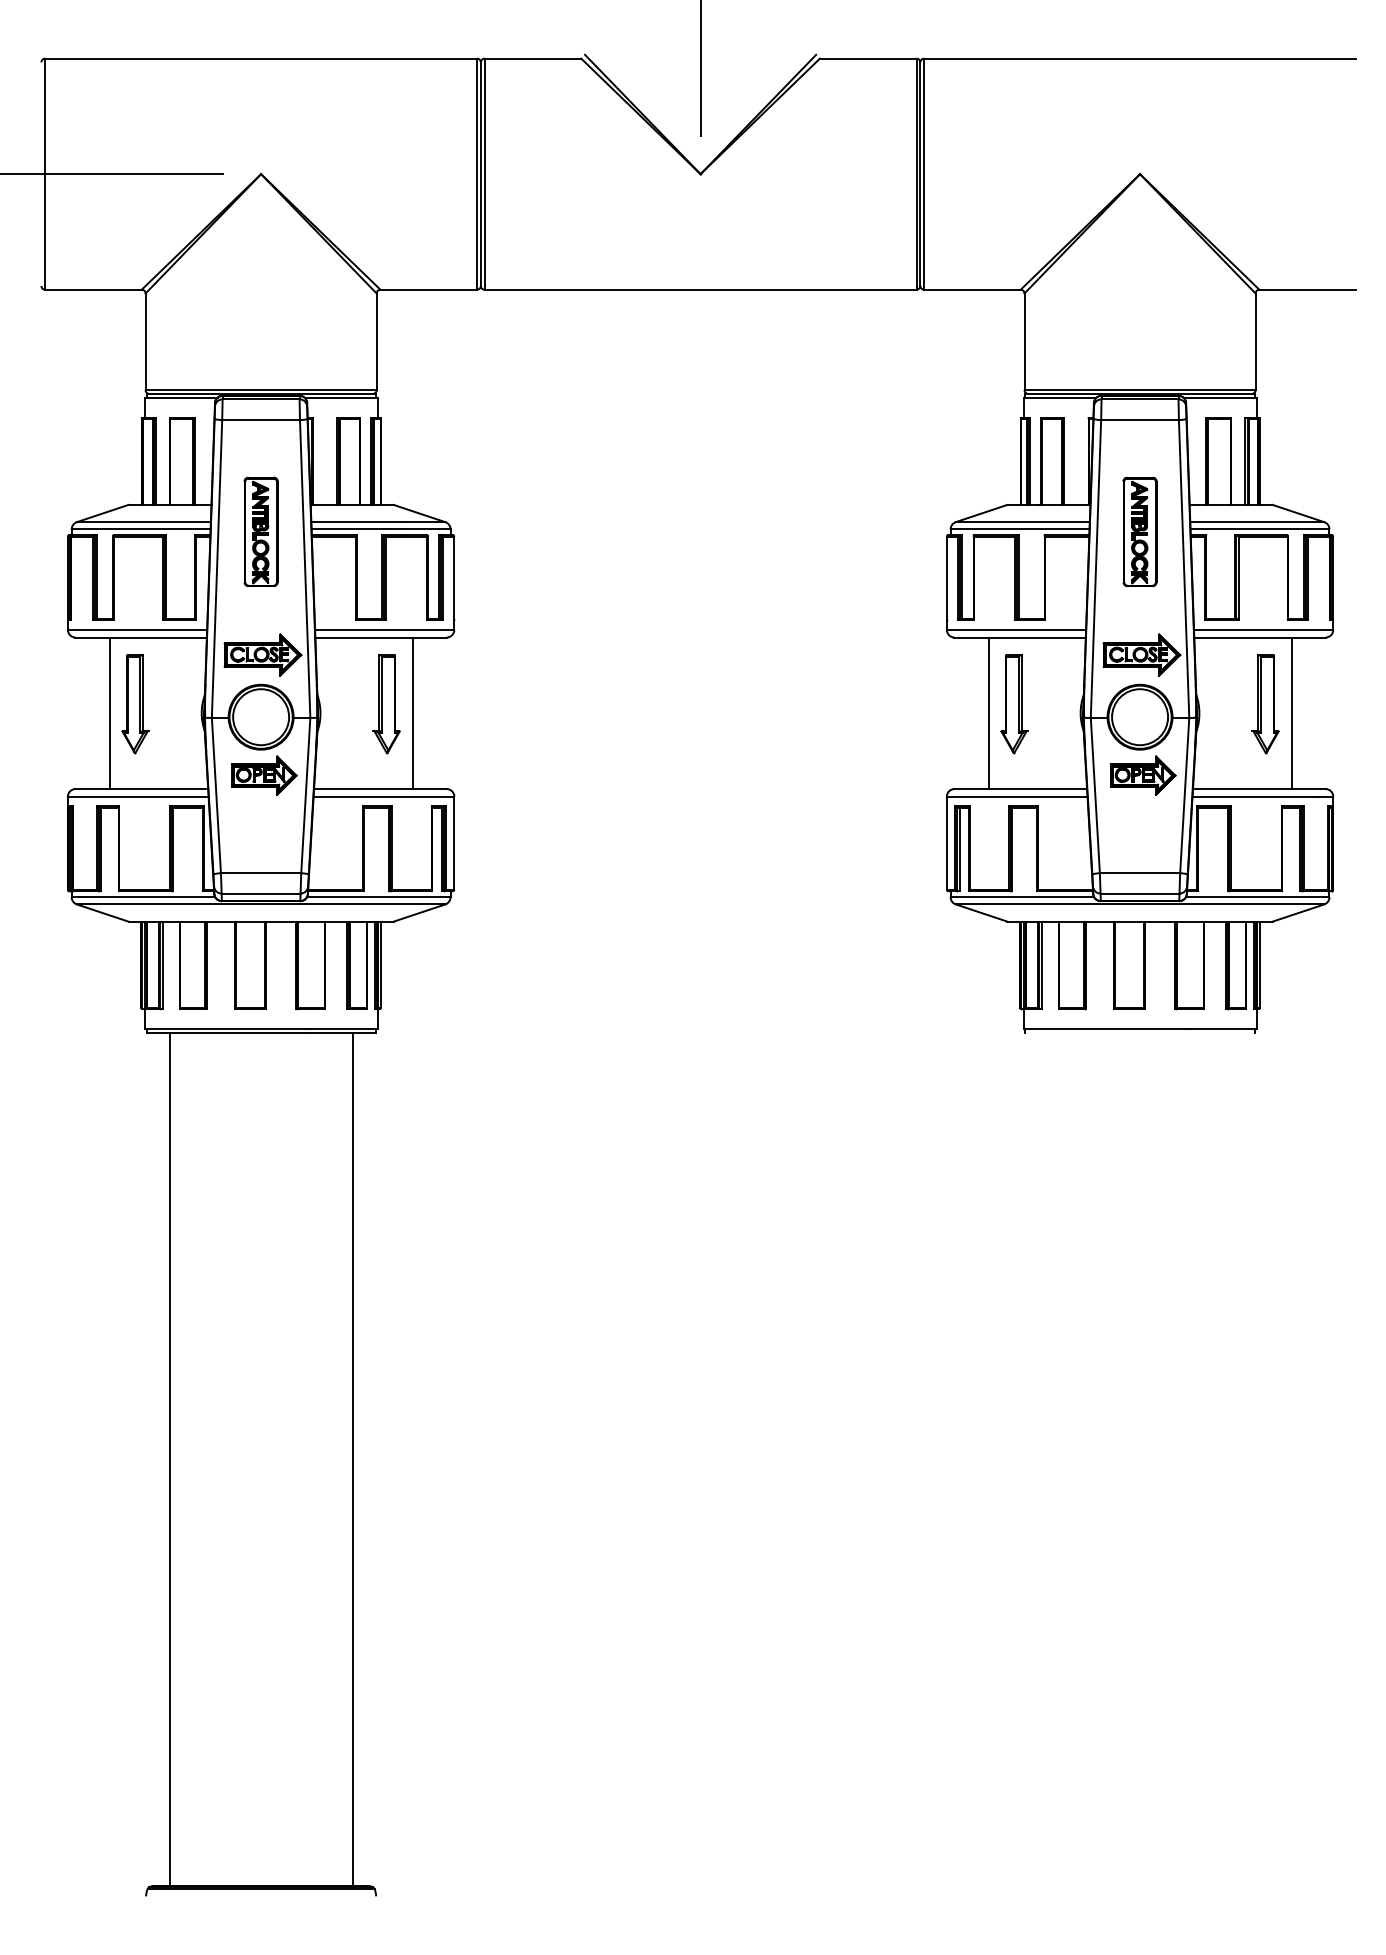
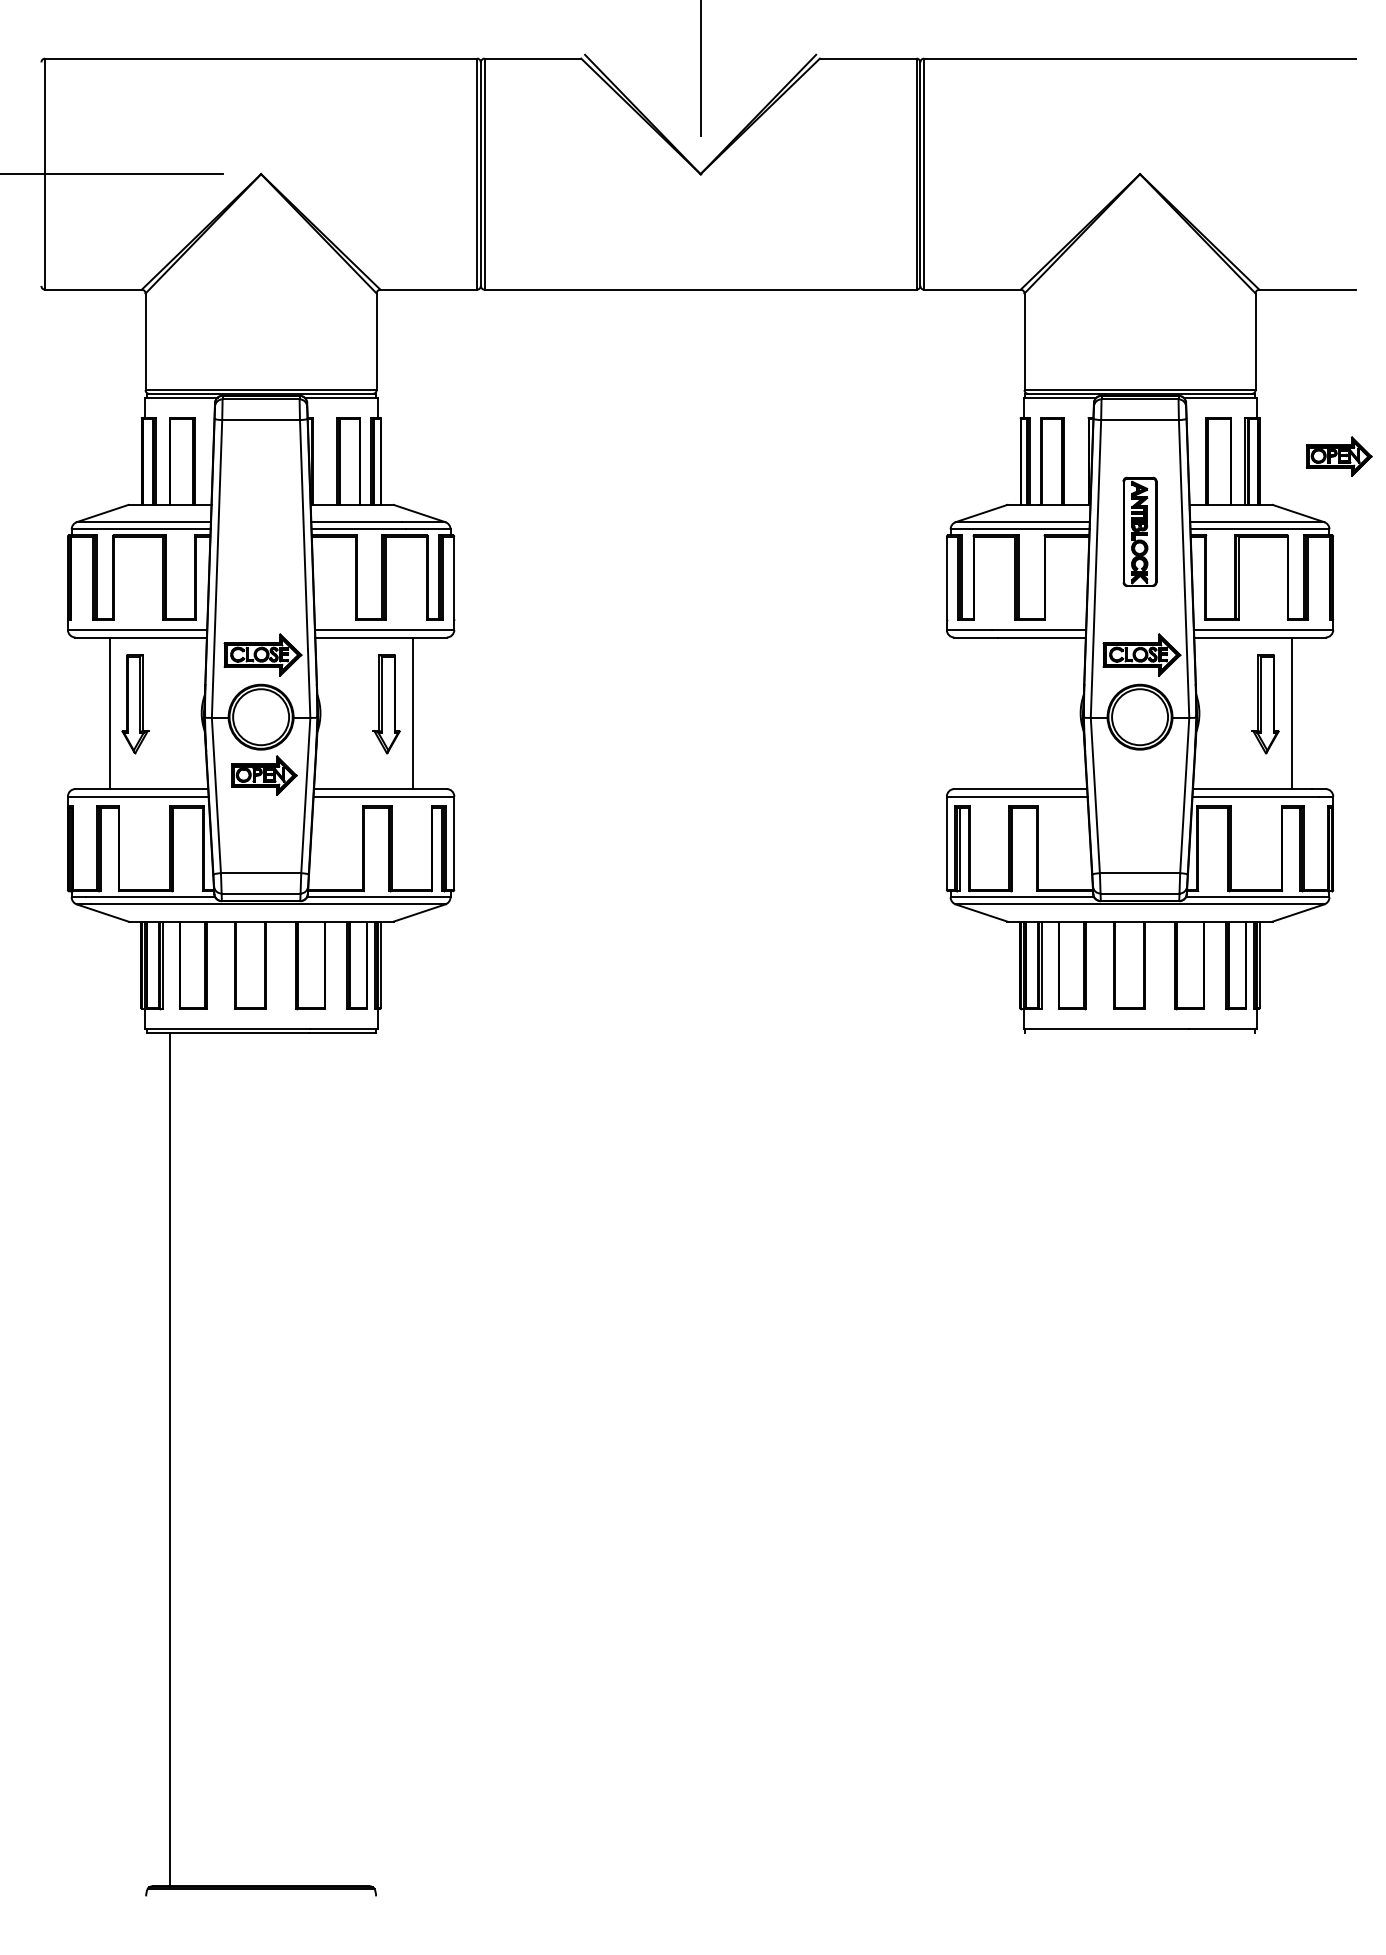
part: present -> none (260, 531)
part: present -> none (1014, 704)
line: present -> none (988, 713)
part position: (1142, 775) -> (1338, 456) (1338, 456)
line: present -> none (352, 1459)
